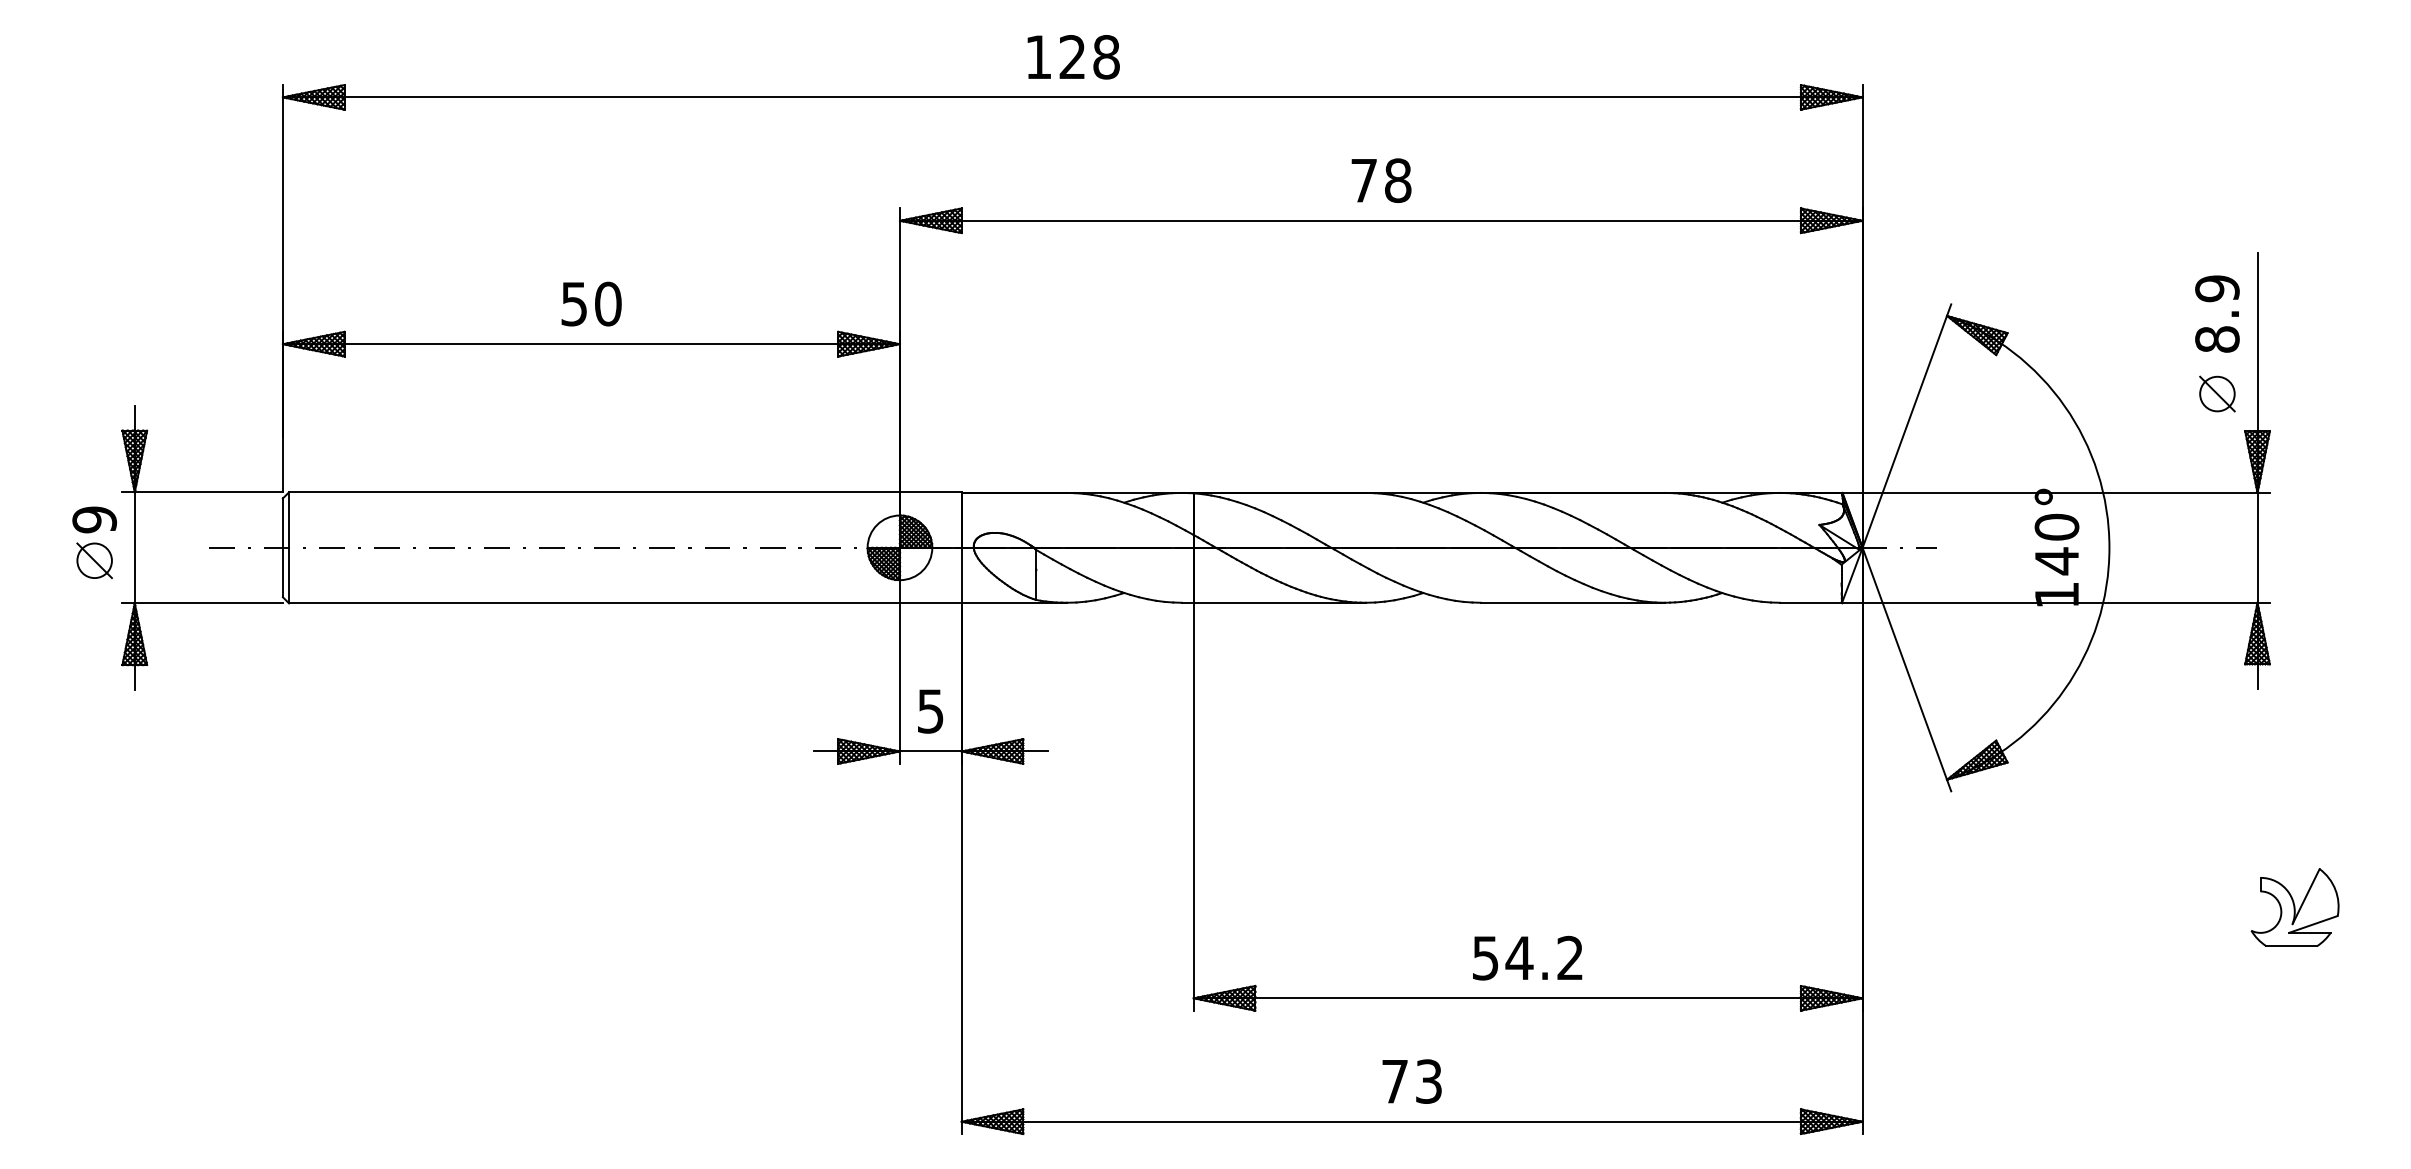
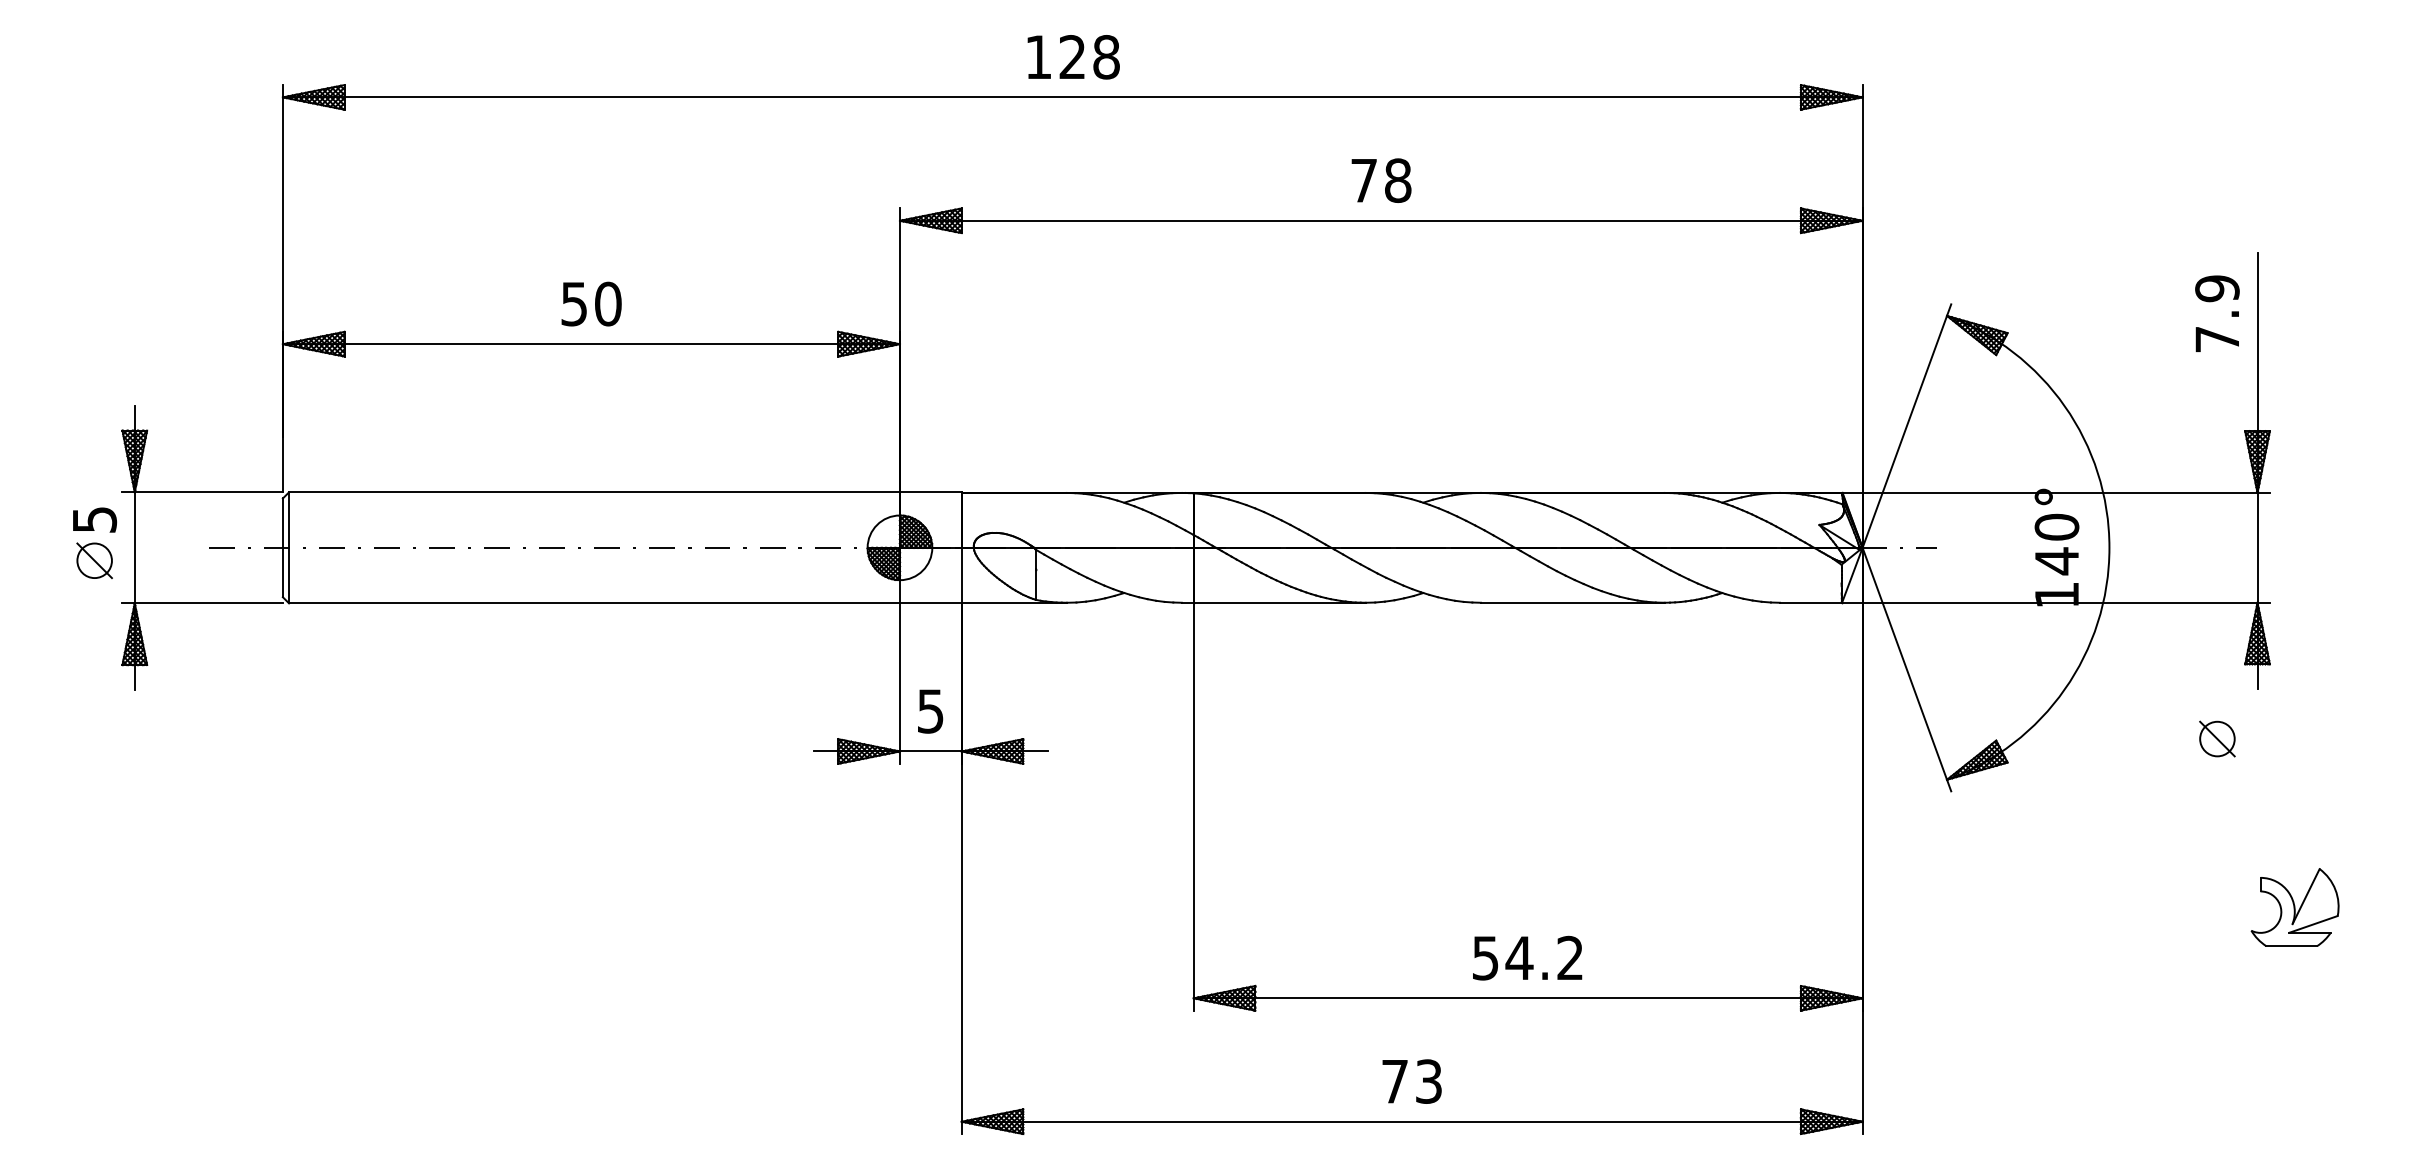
text: 8.9 -> 7.9 (2217, 339)
part position: (2217, 393) -> (2217, 738) (2217, 738)
text: 9 -> 5 (94, 519)
